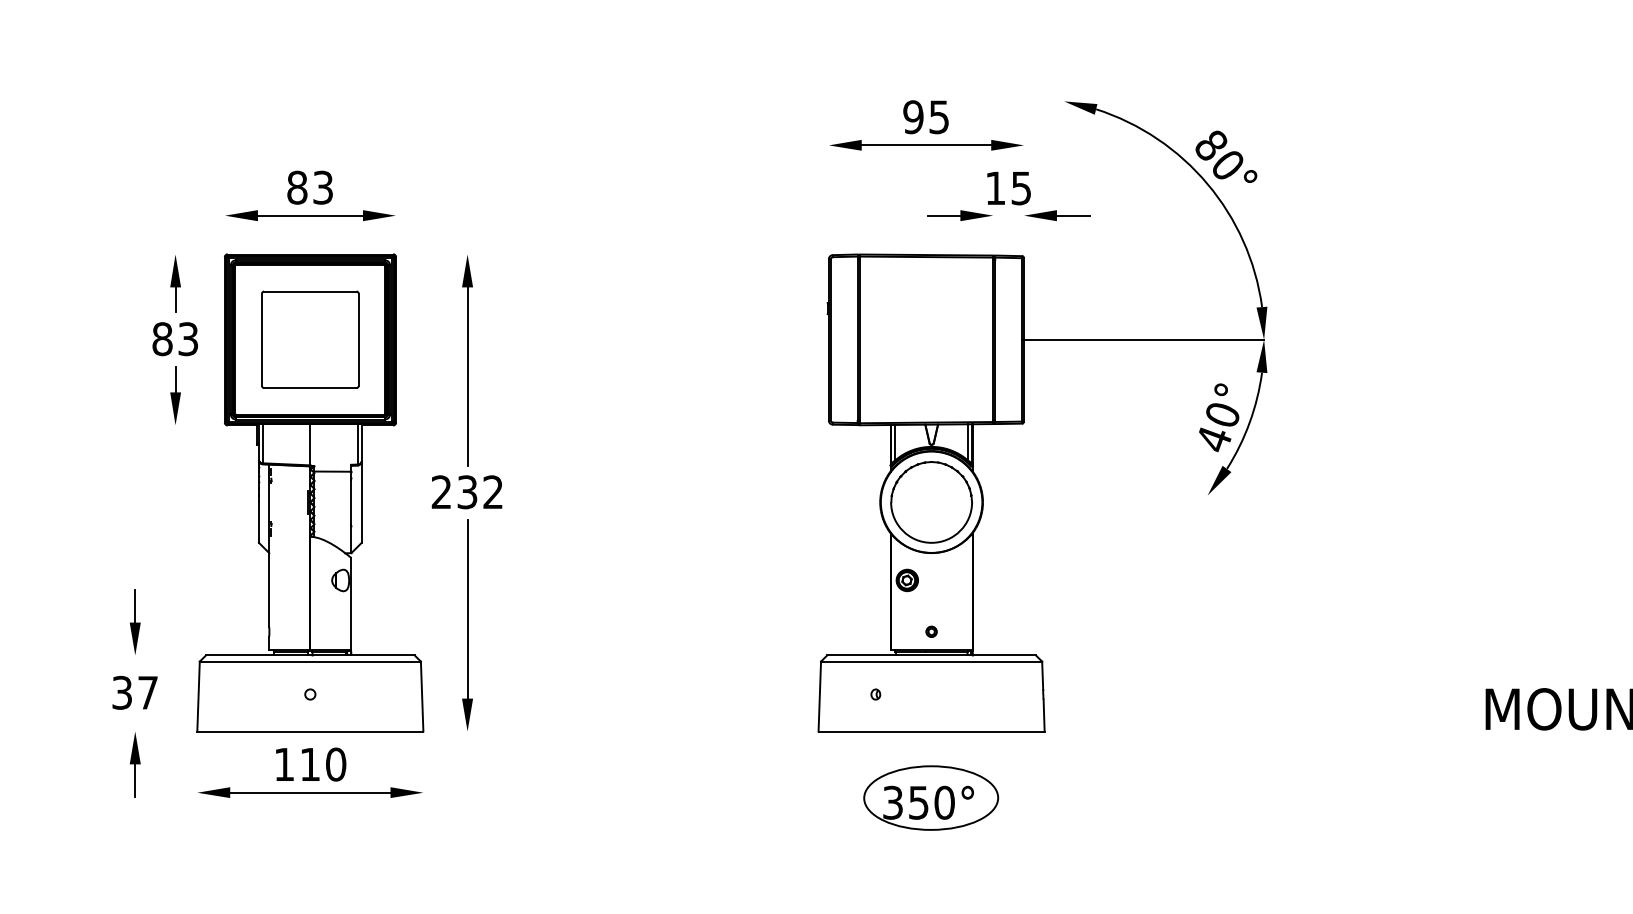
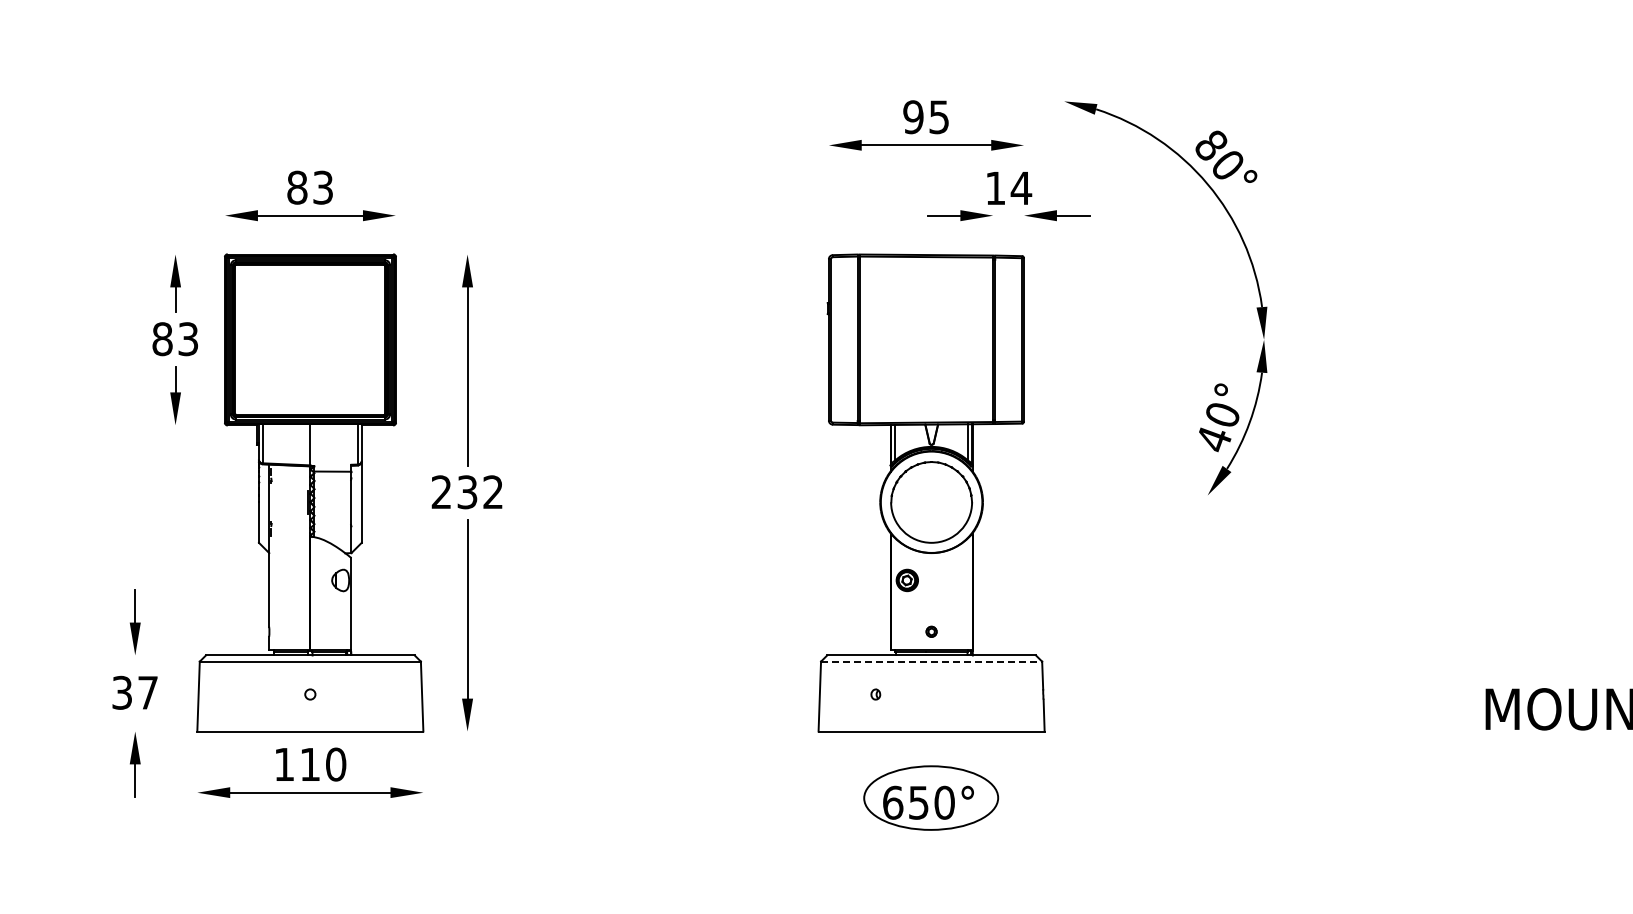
text: 15 -> 14 (1021, 188)
part: present -> none (310, 339)
line: present -> none (1142, 339)
line: solid -> dashed (931, 661)
text: 350° -> 650° (893, 802)
